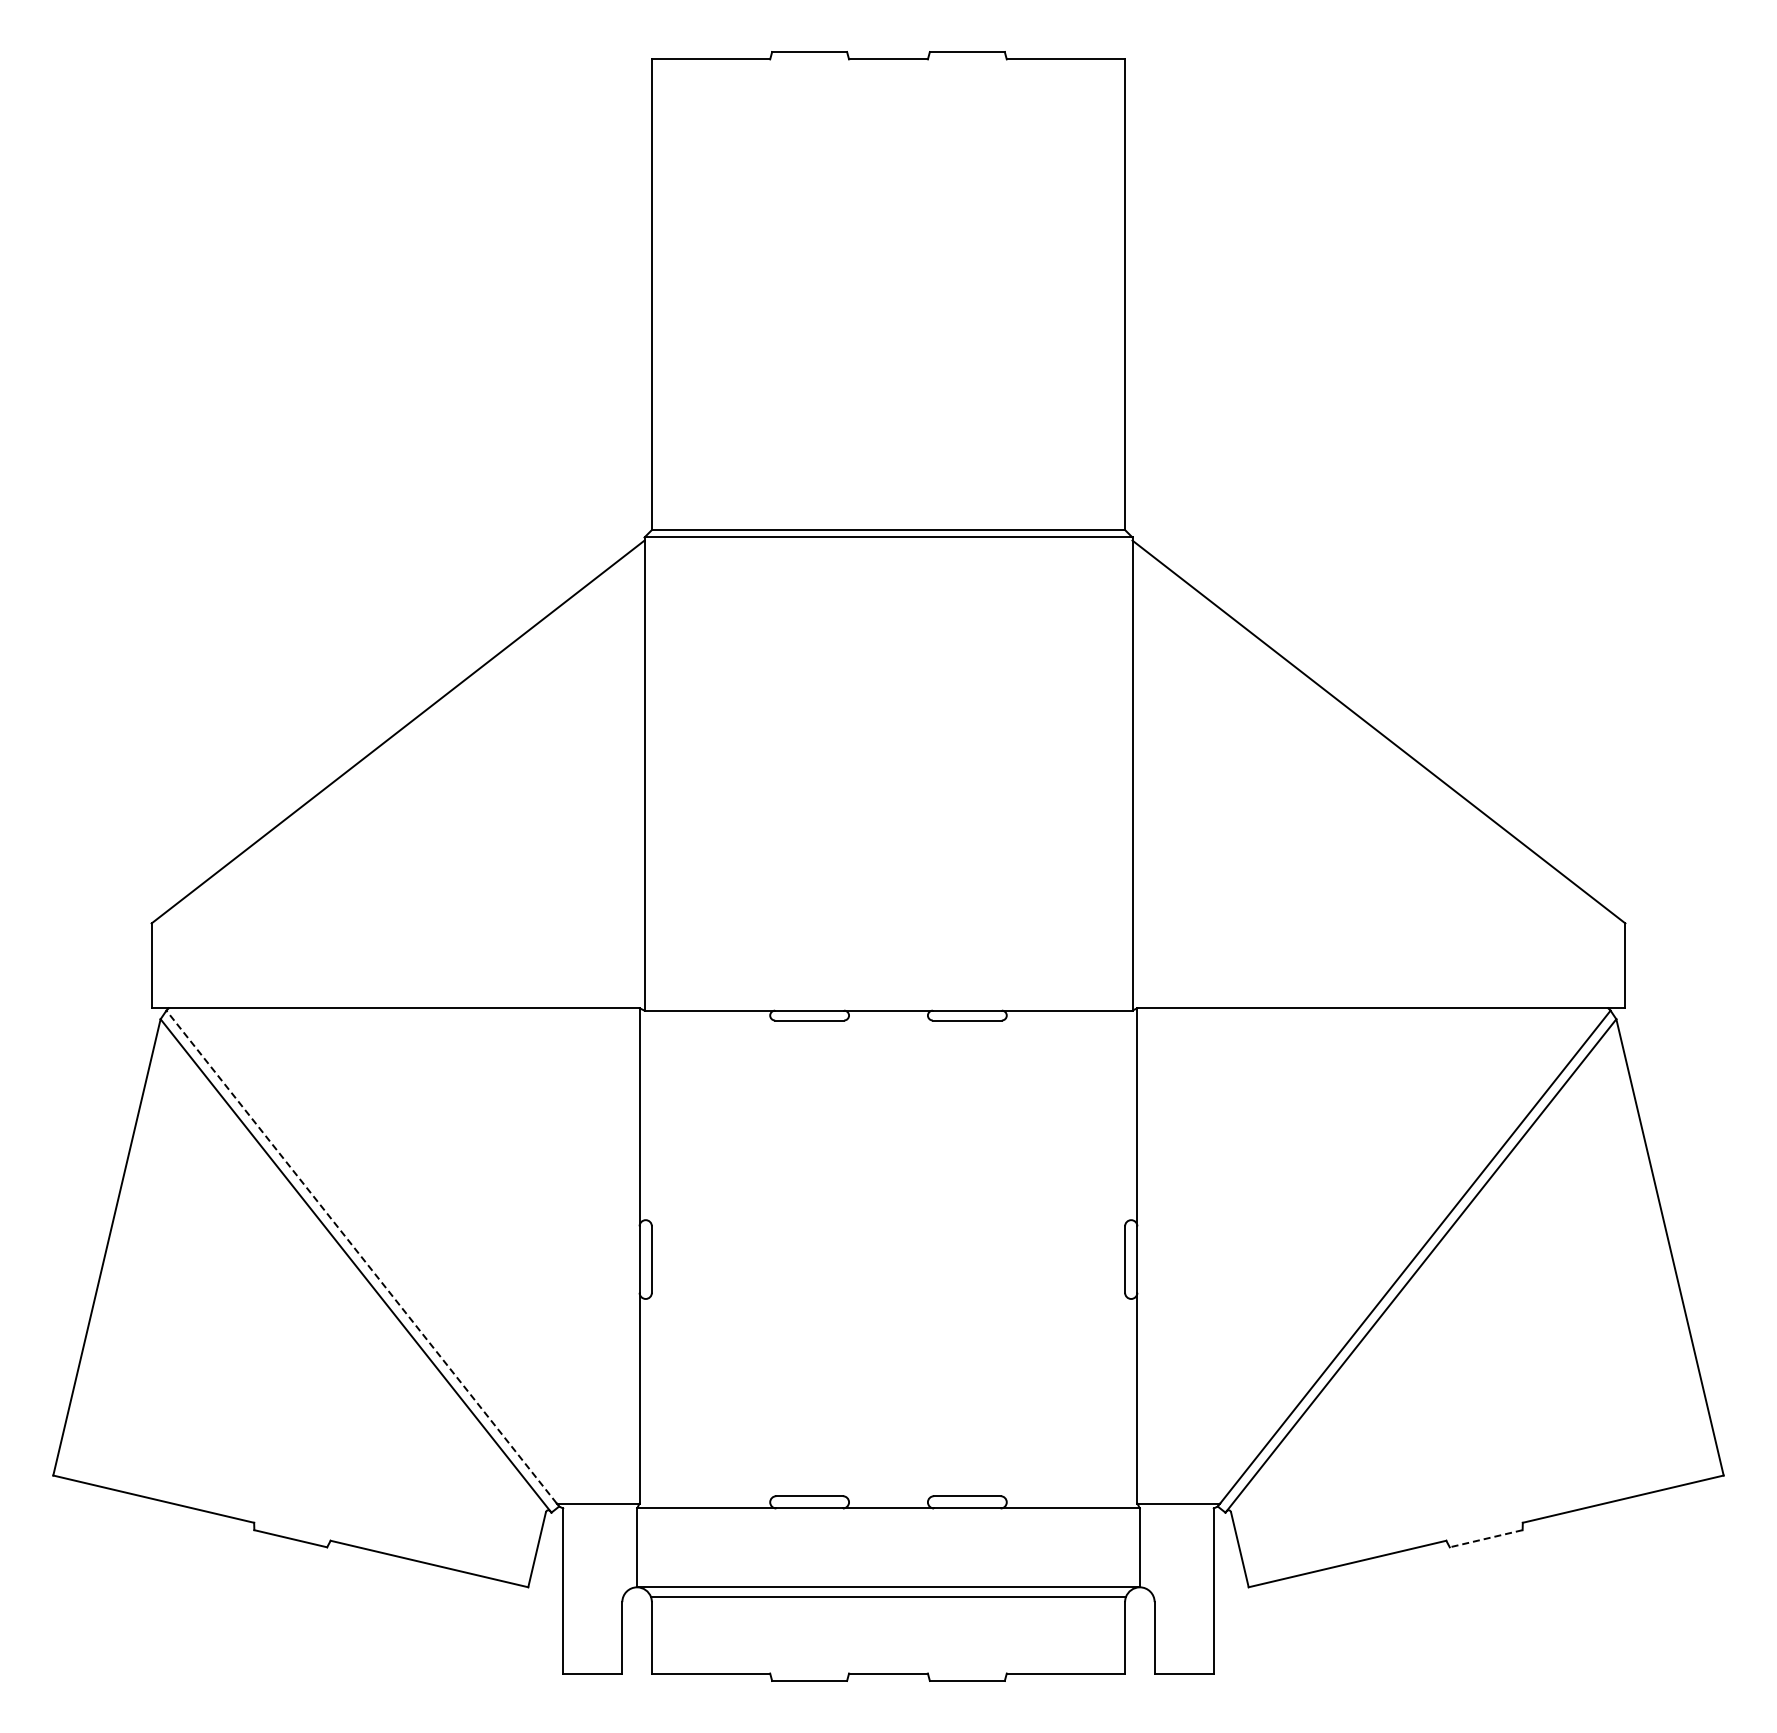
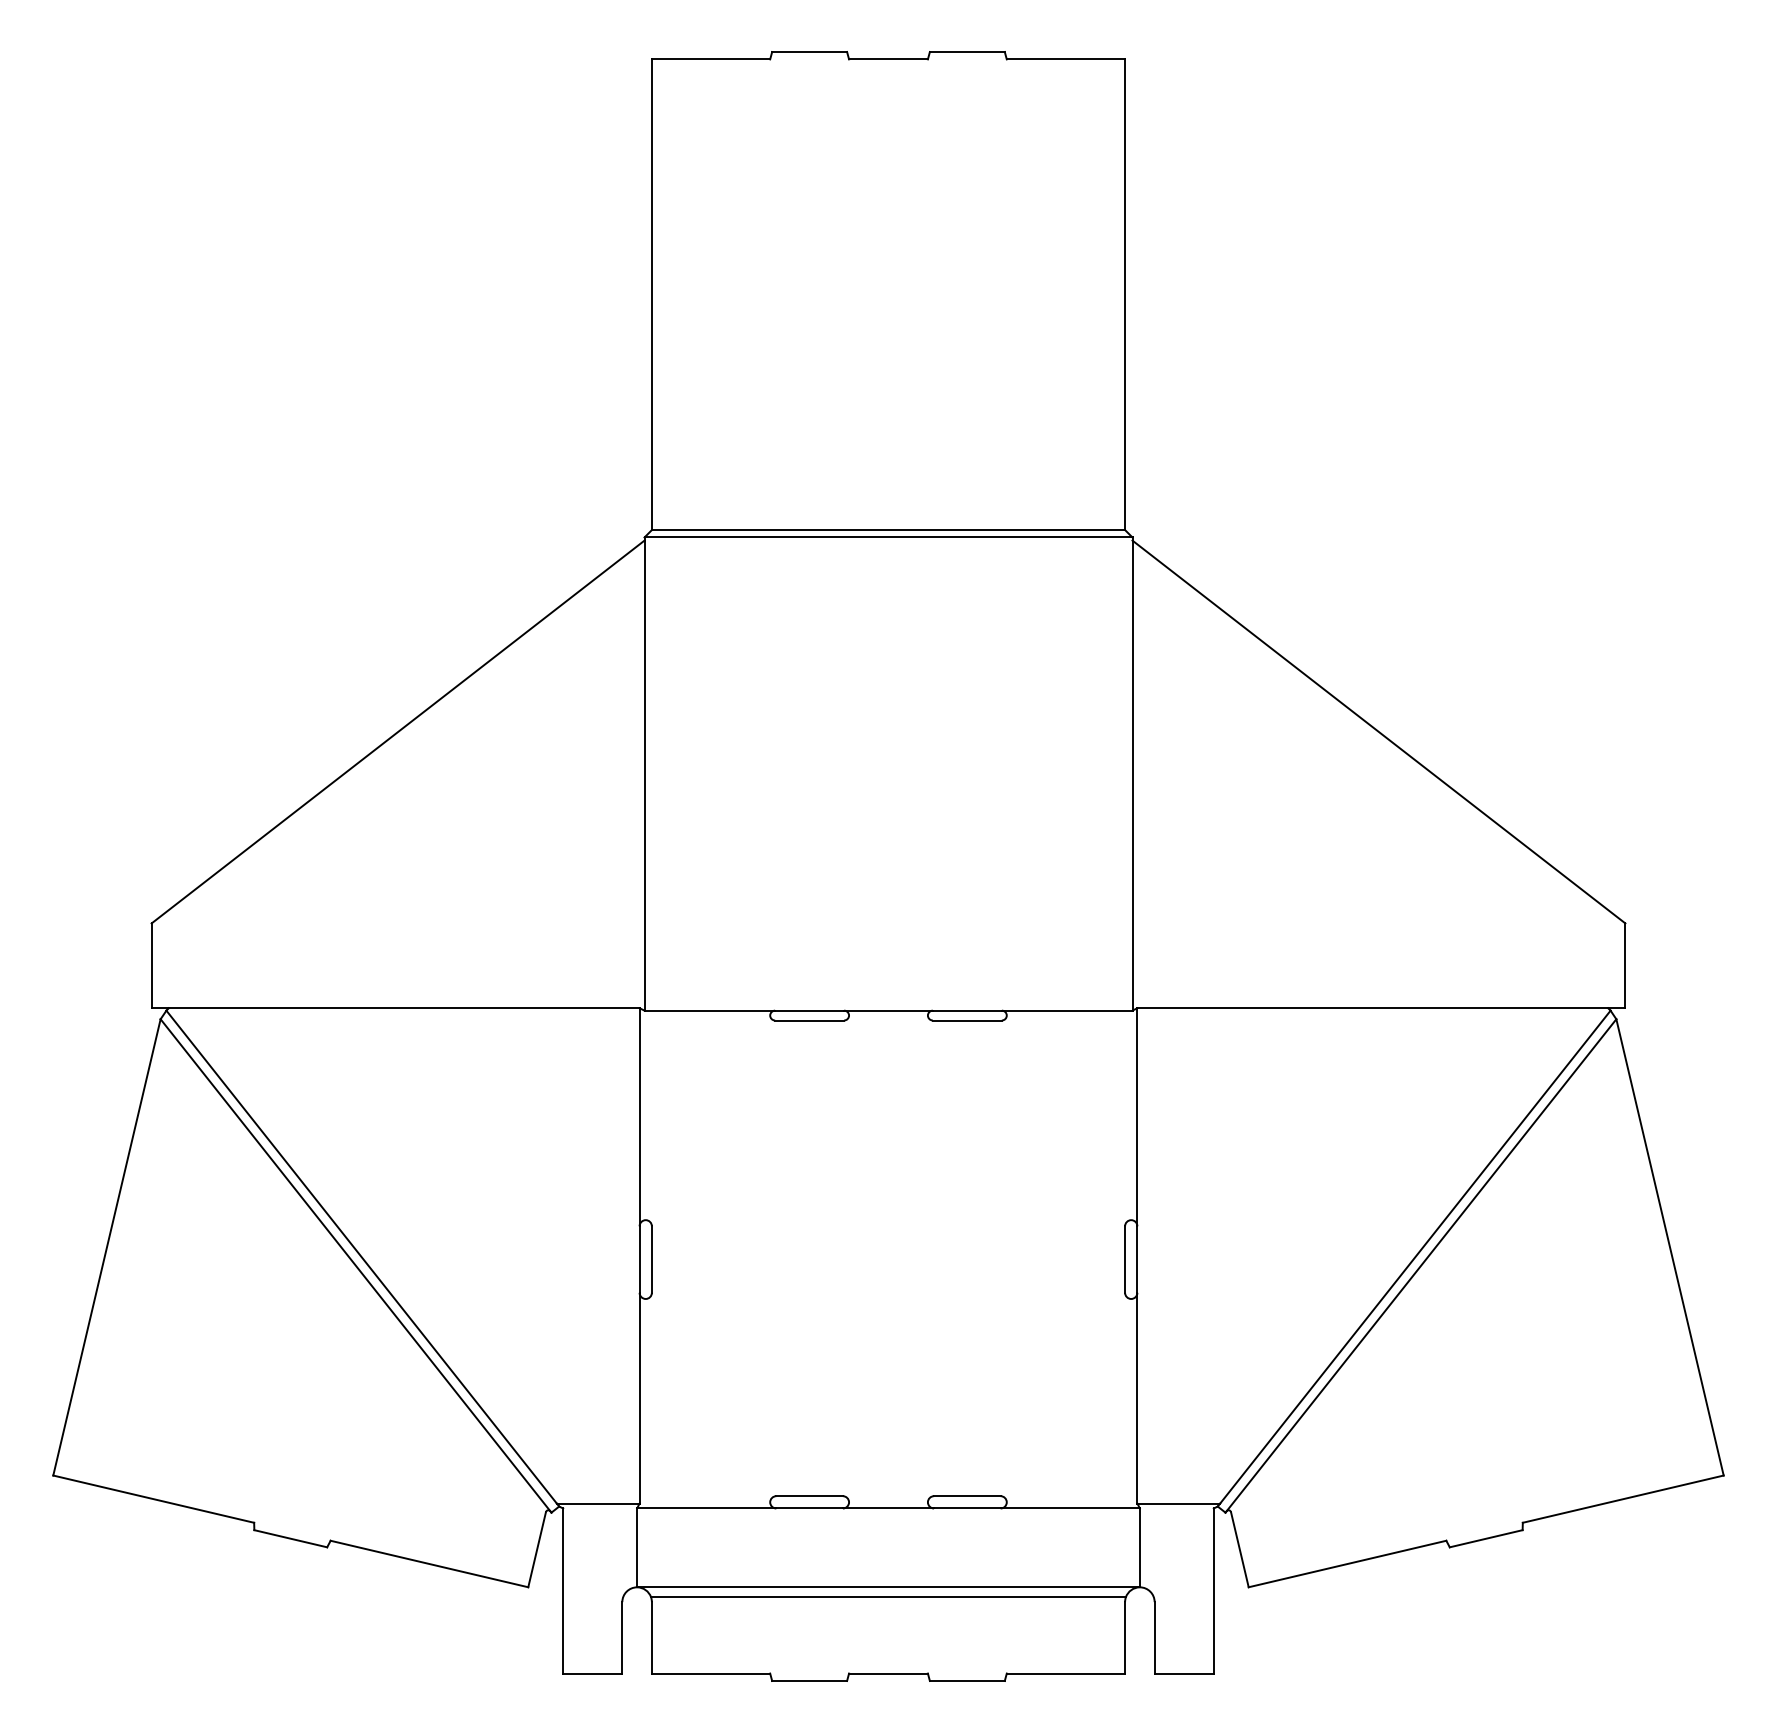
line: dashed -> solid (361, 1256)
line: dashed -> solid (1485, 1538)
